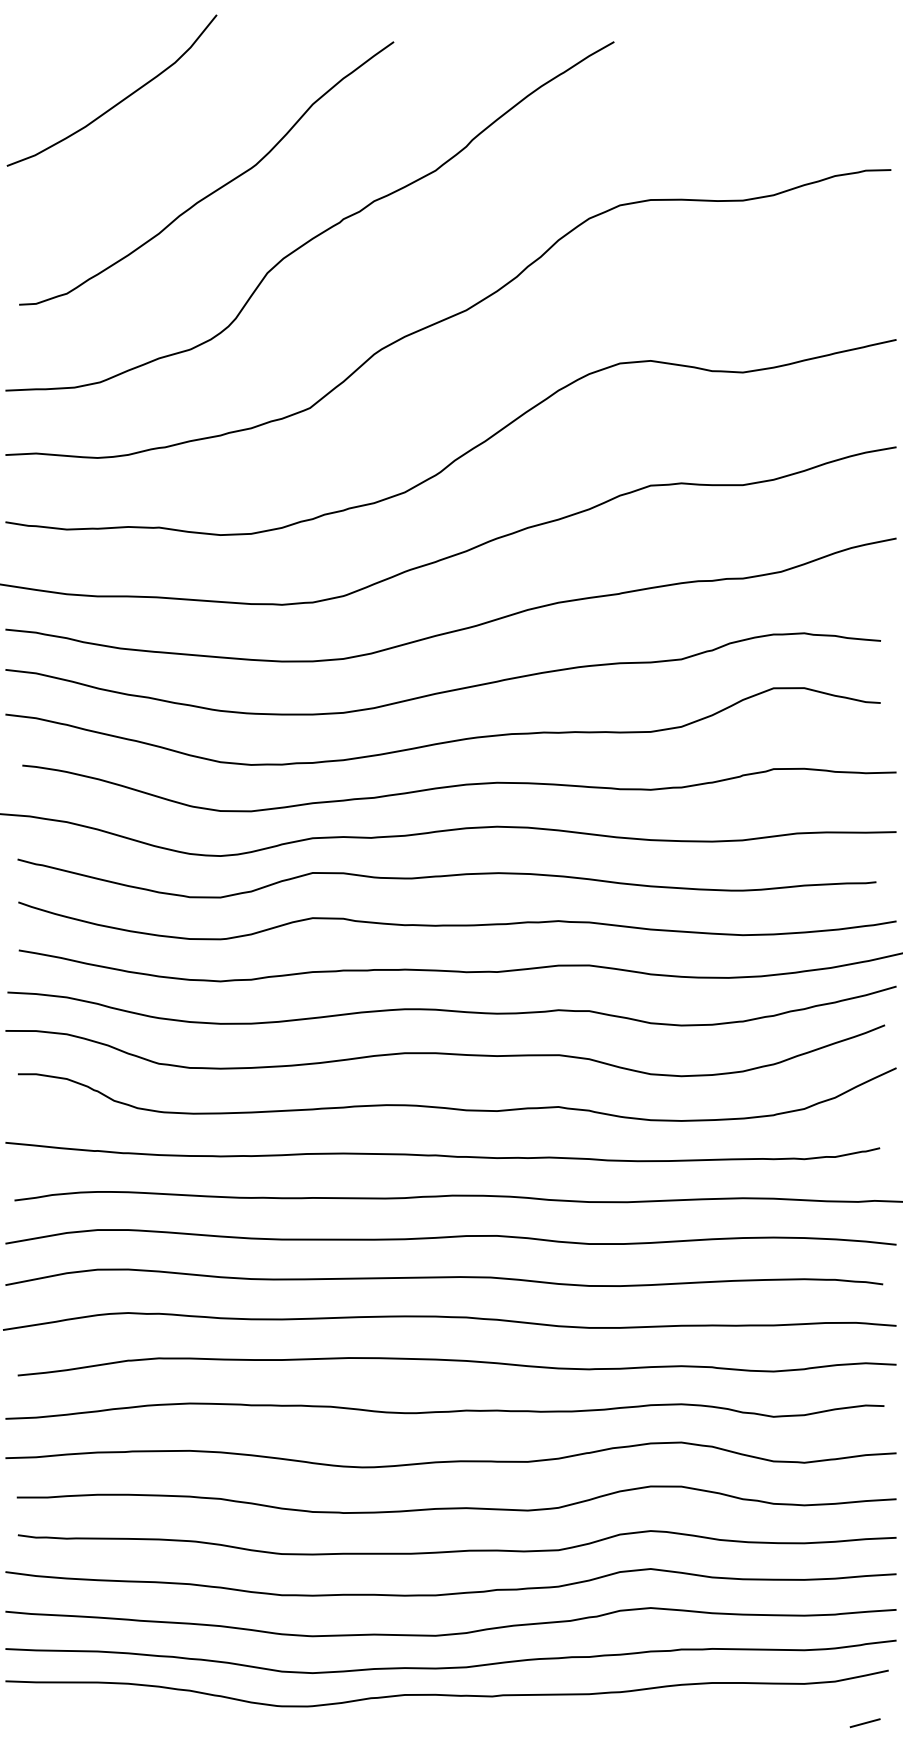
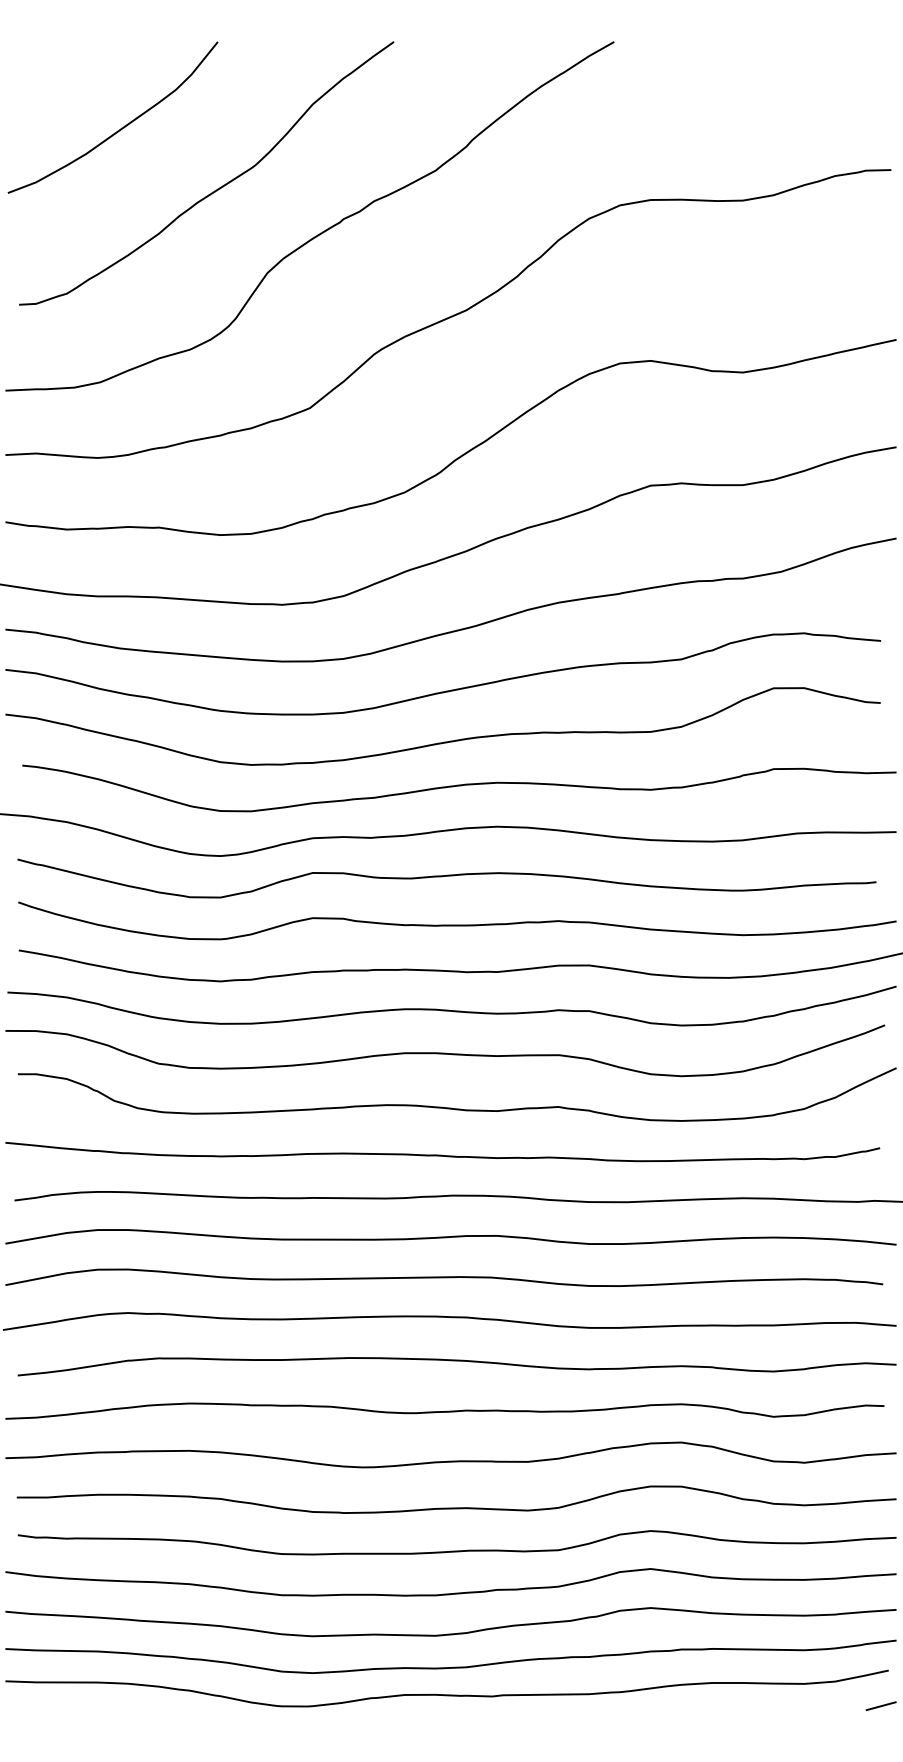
curve position: (119, 101) -> (120, 128) (120, 128)
line position: (864, 1723) -> (880, 1706) (880, 1706)
